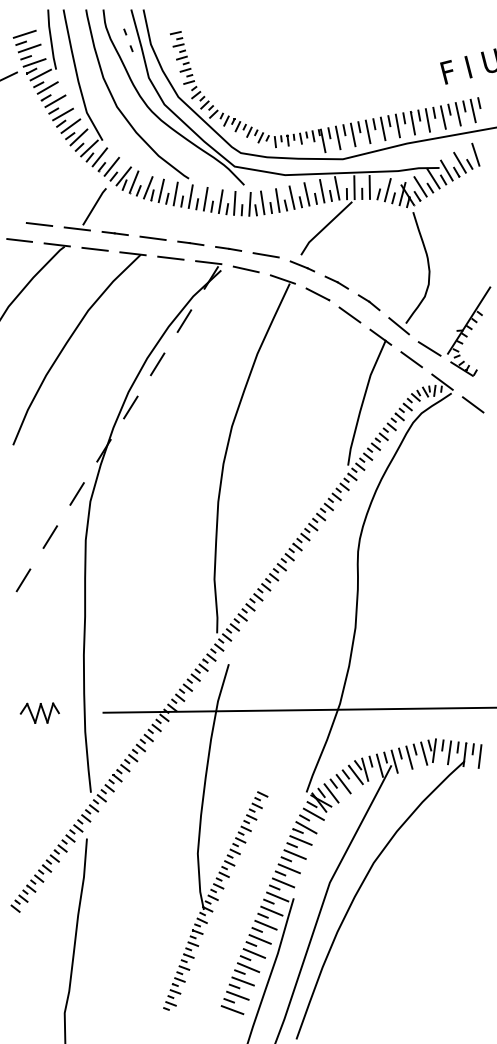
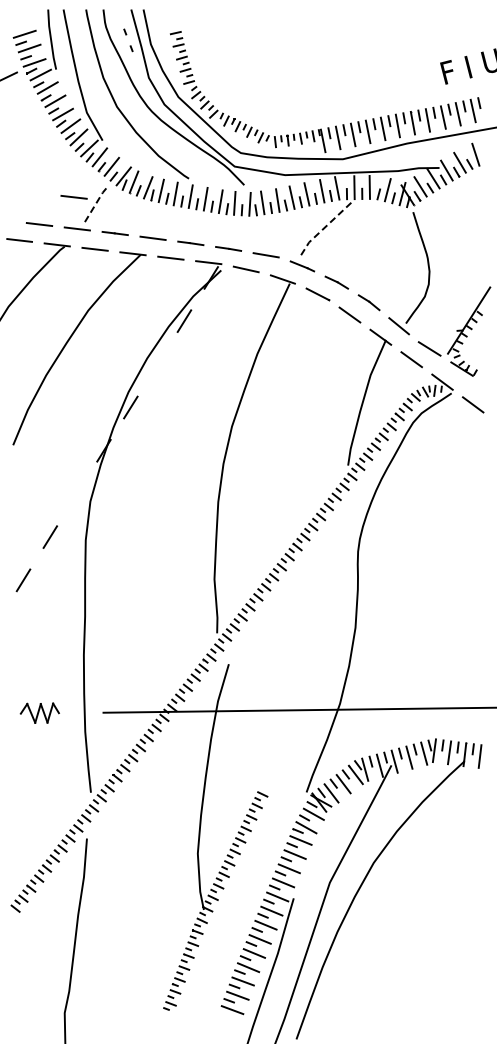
line: none -> present (73, 197)
line: solid -> dashed (94, 206)
line: solid -> dashed (324, 227)
line: present -> none (157, 364)
line: present -> none (76, 493)
